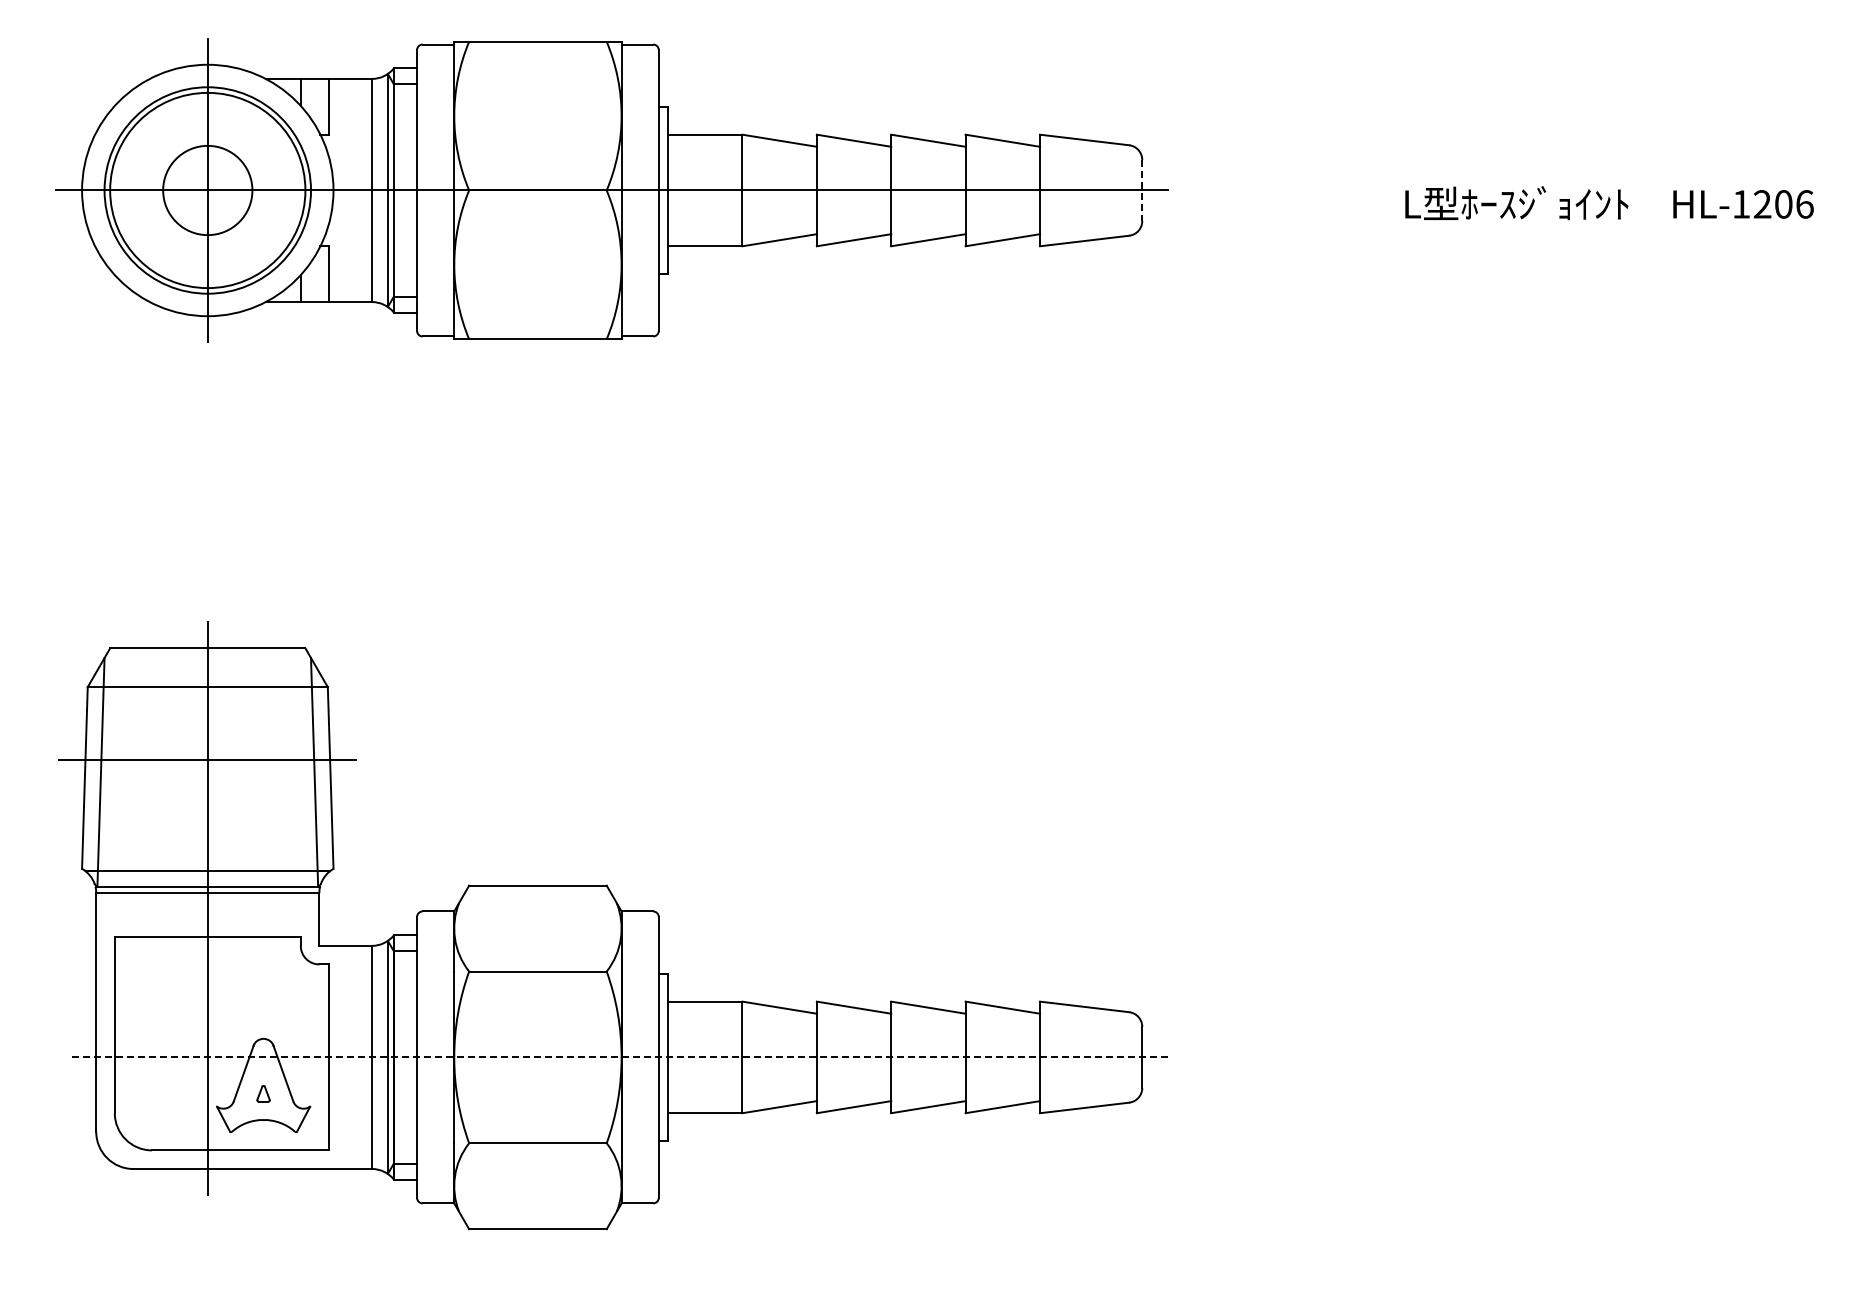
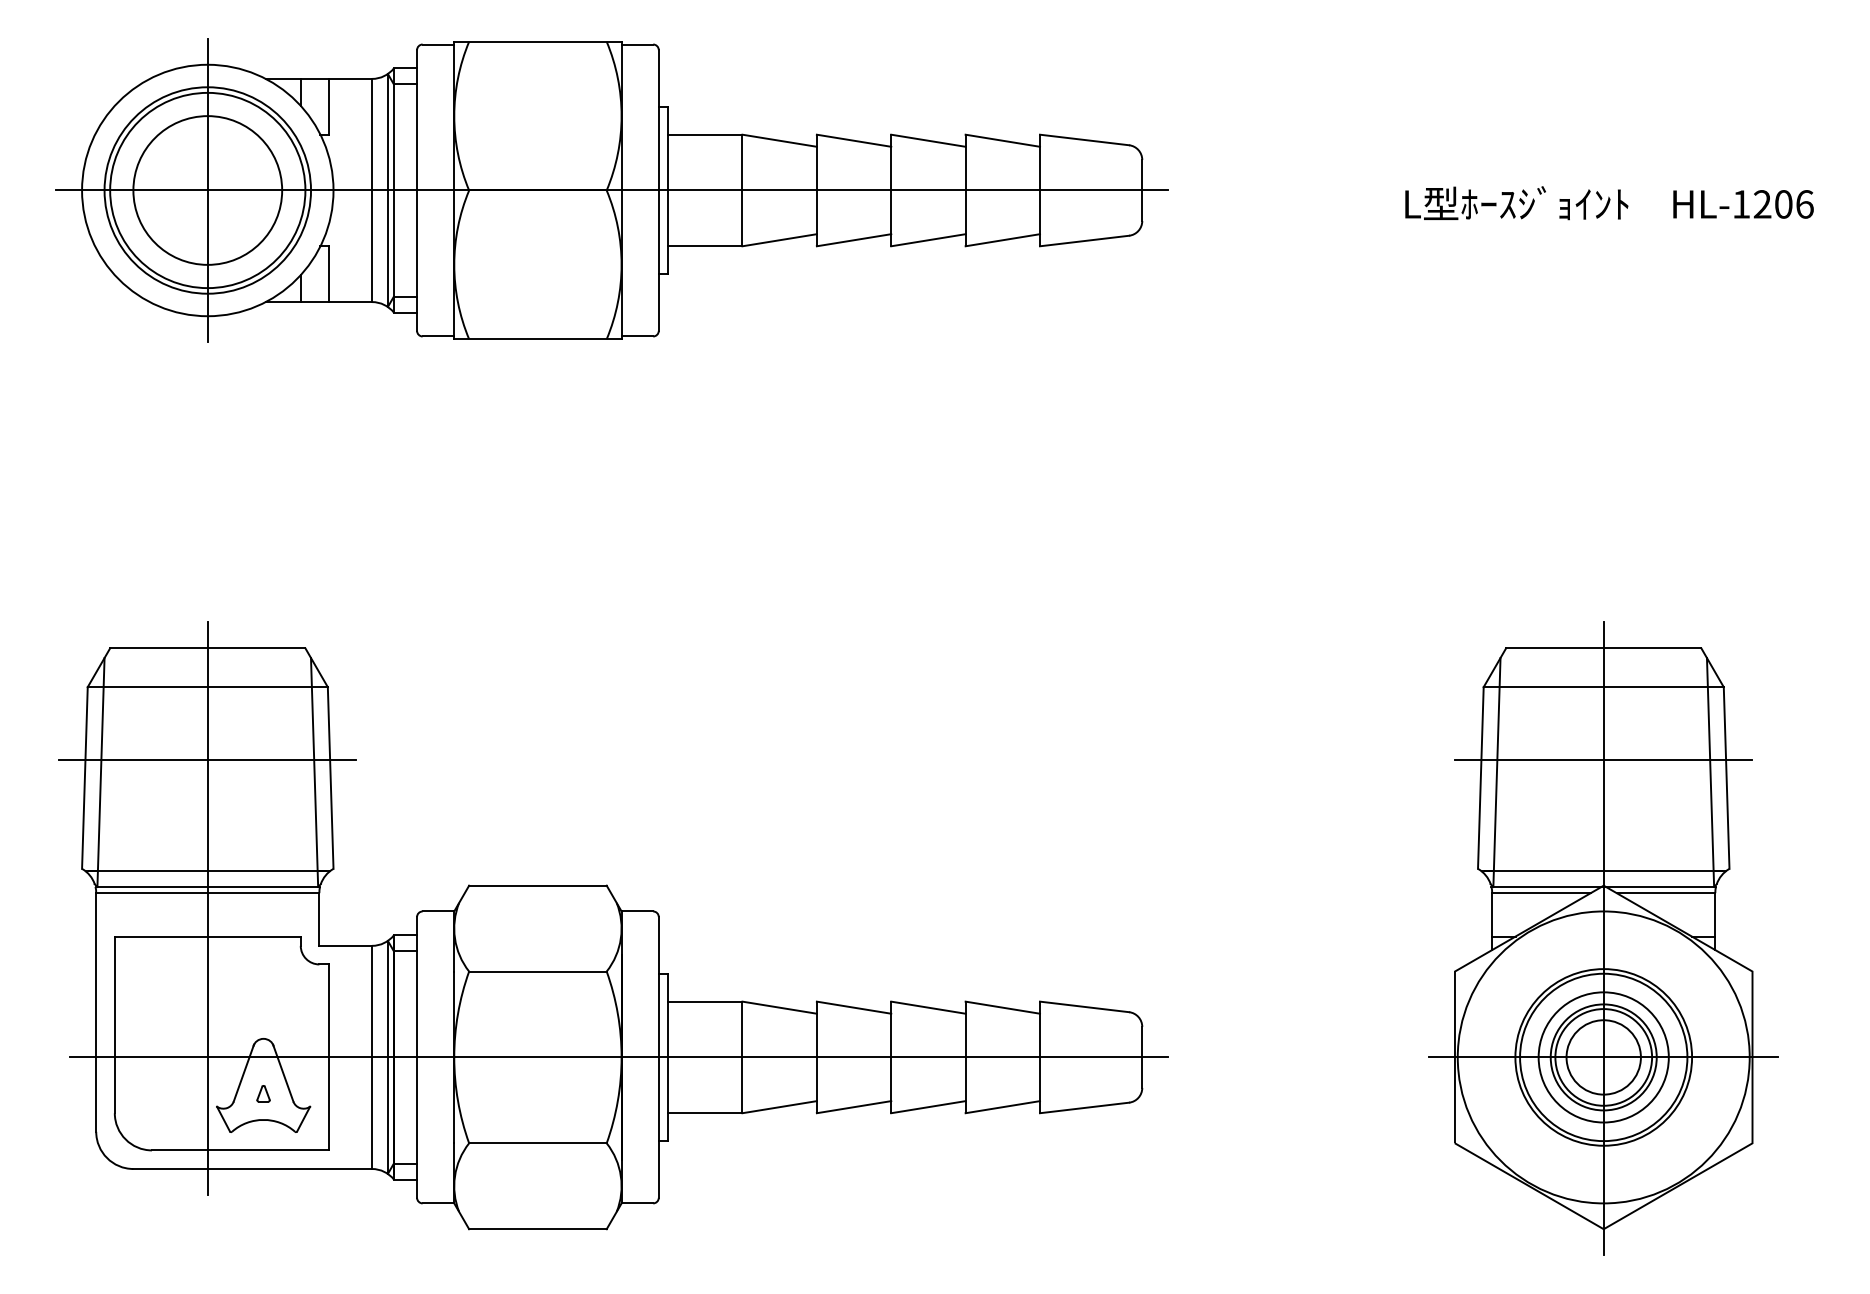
circle diameter: 89 px -> 149 px (207, 190)
line: dashed -> solid (1142, 191)
part: none -> present (1603, 938)
line: dashed -> solid (618, 1057)
